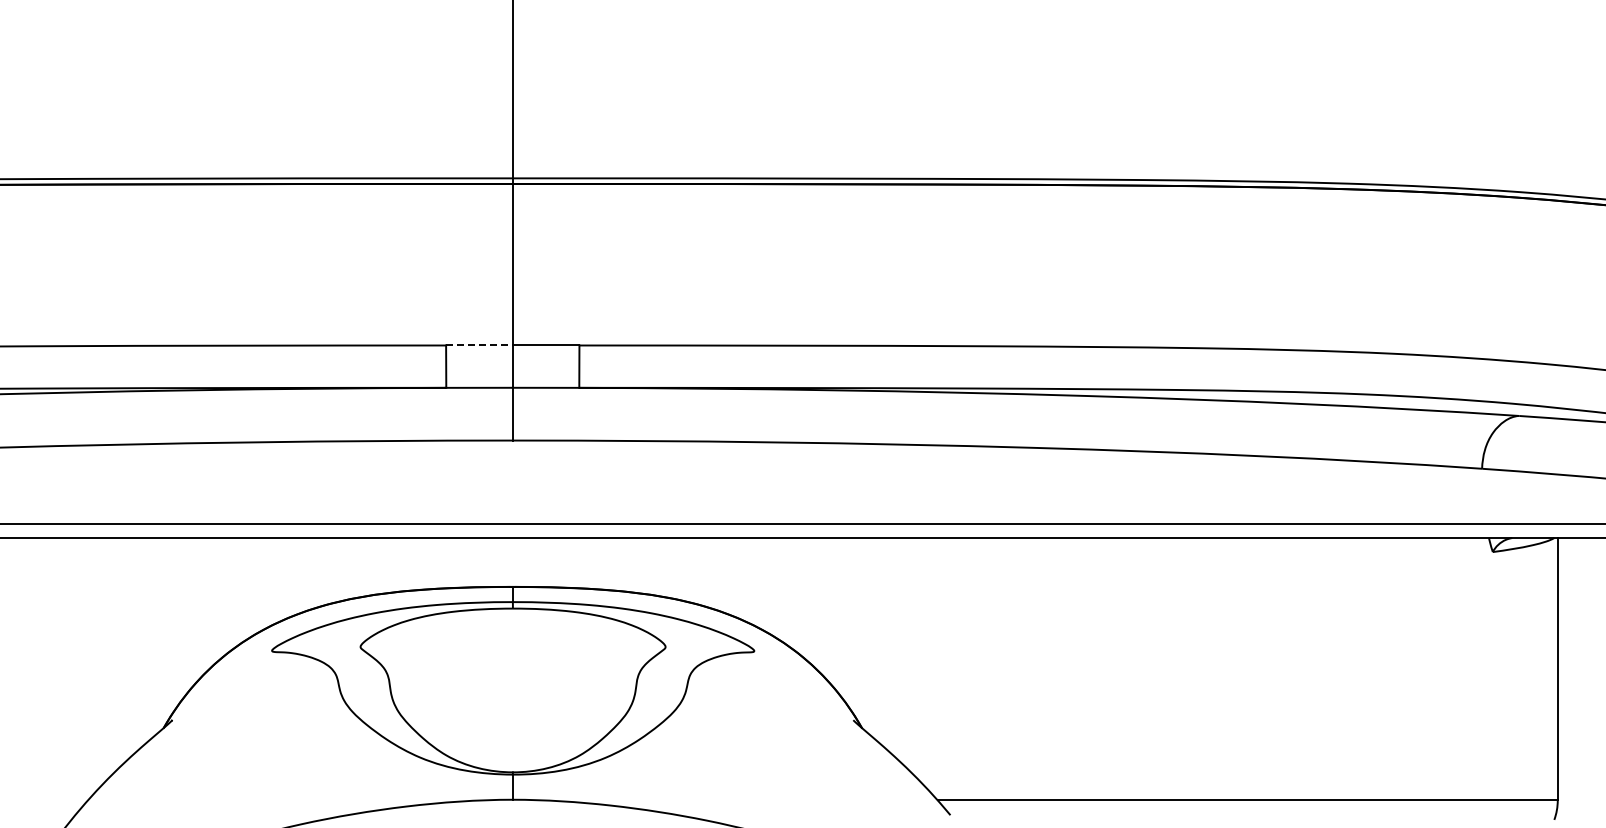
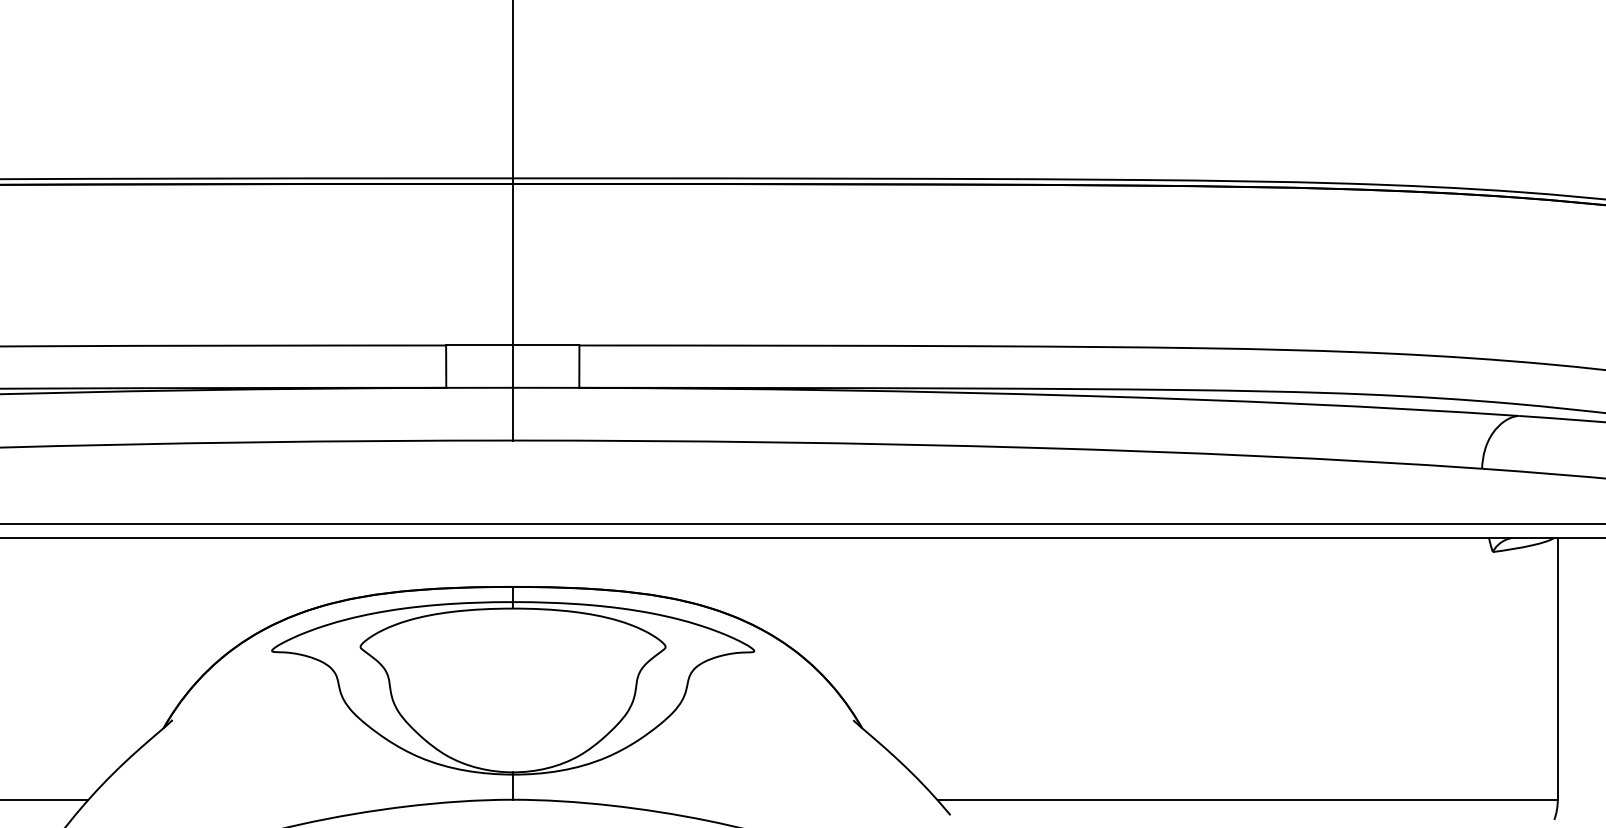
line: dashed -> solid (479, 345)
line: none -> present (45, 800)
